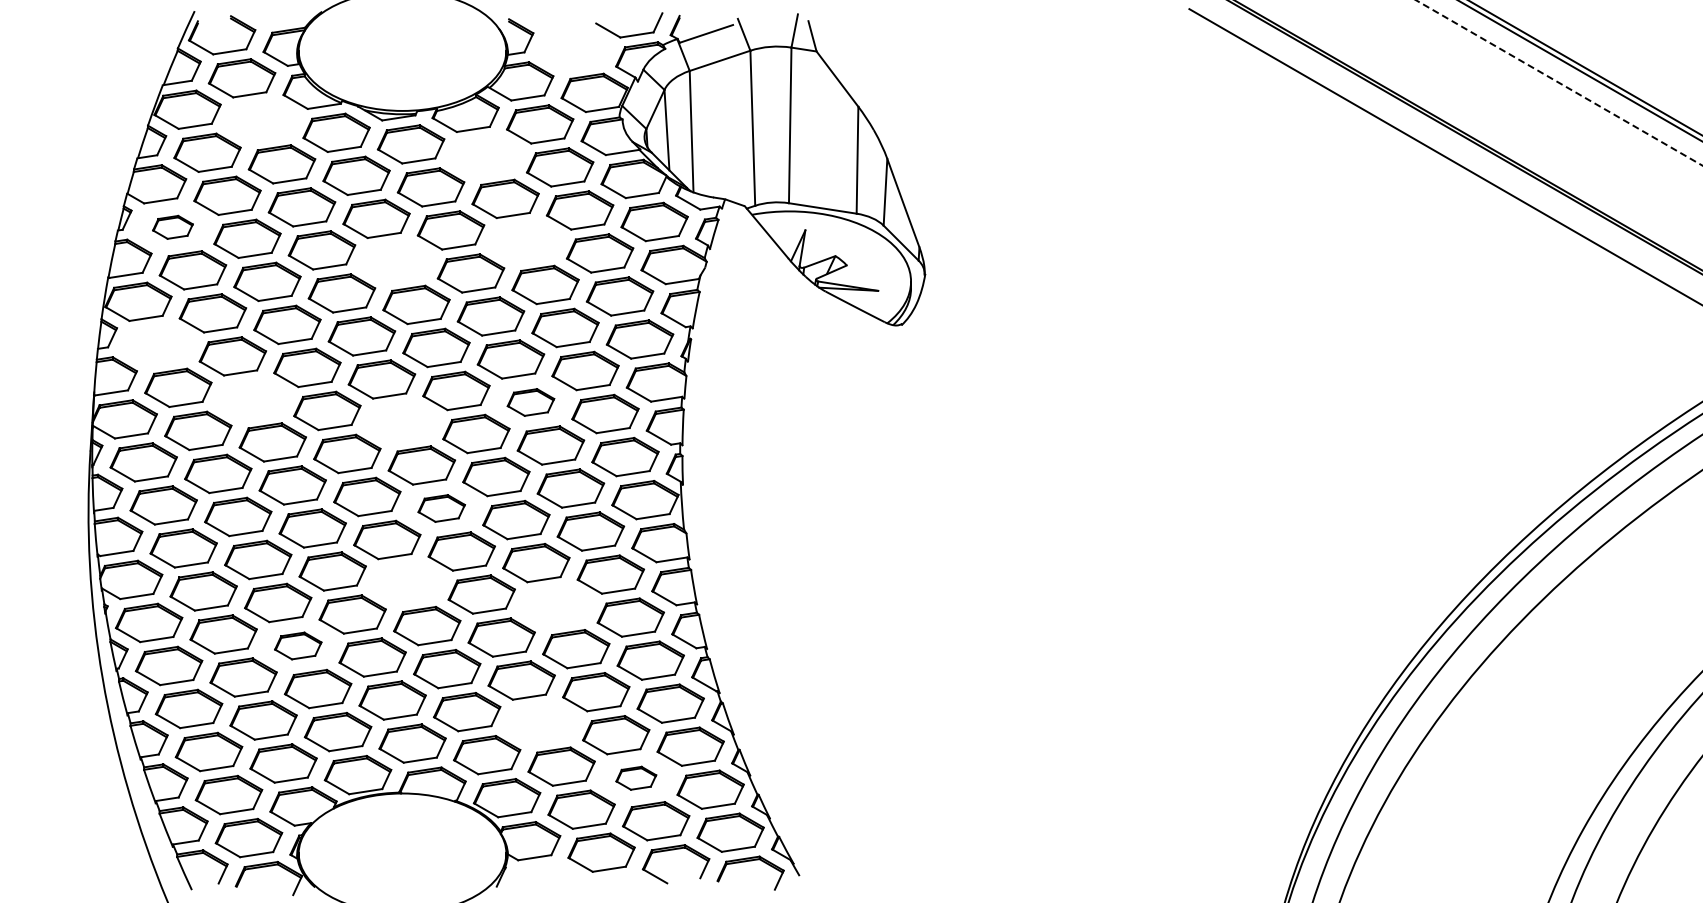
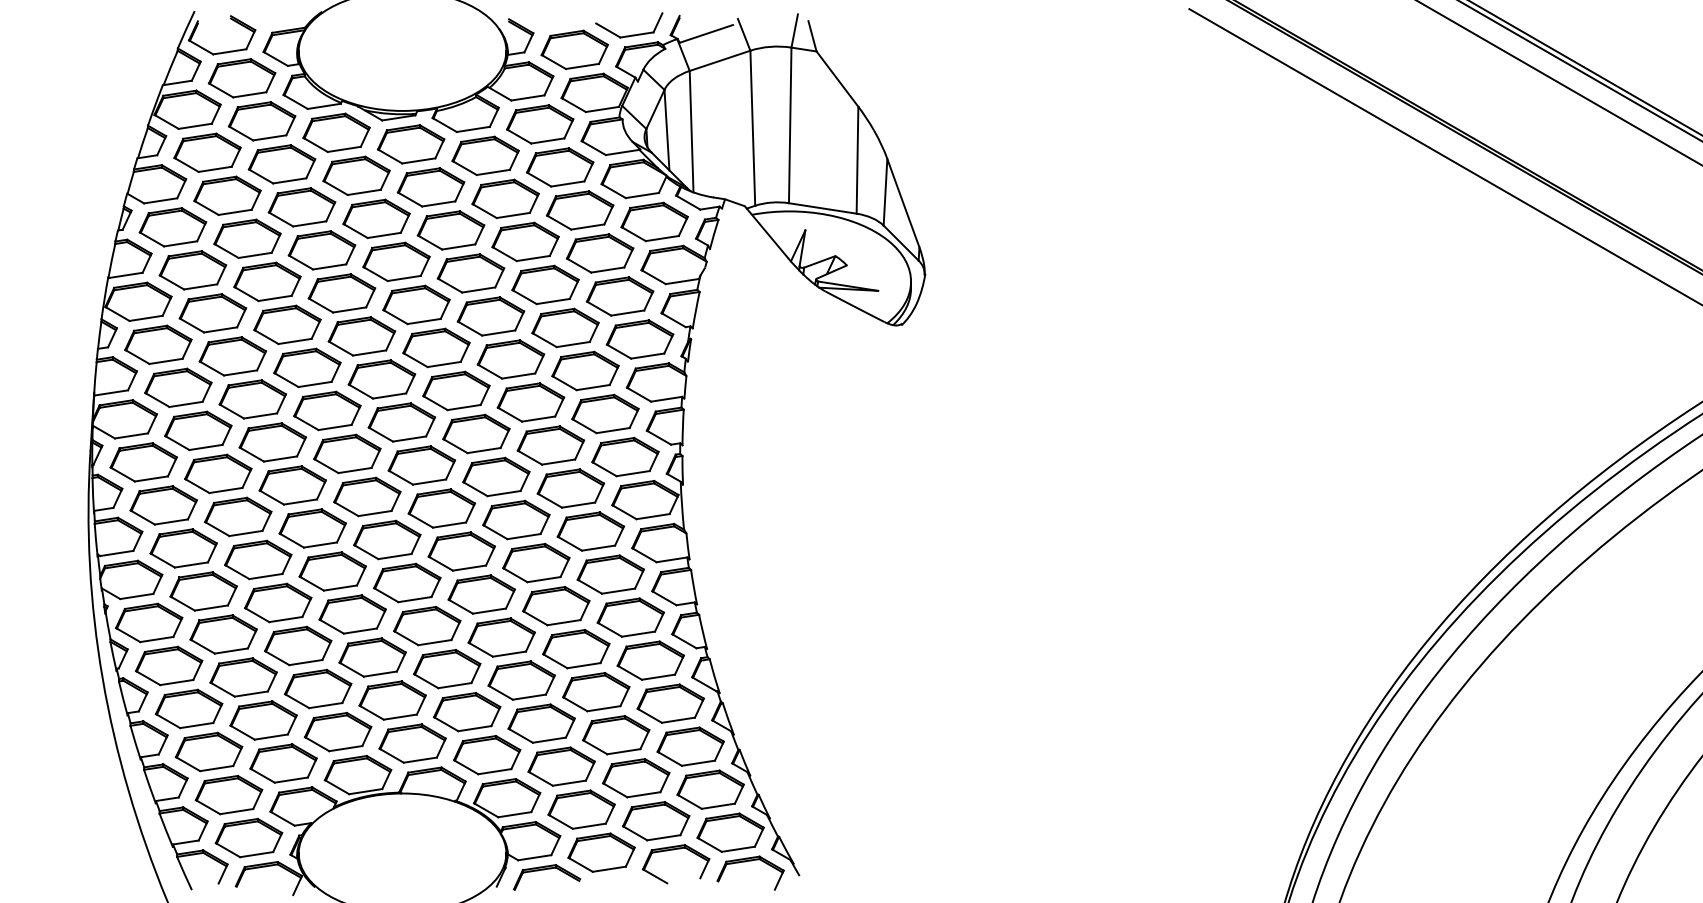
part: none -> present (574, 49)
line: dashed -> solid (1559, 83)
part: none -> present (261, 121)
part: none -> present (485, 155)
part size: 42x26 px -> 70x41 px (172, 227)
part: none -> present (525, 241)
part: none -> present (396, 261)
part: none -> present (158, 344)
part: none -> present (252, 399)
part size: 50x29 px -> 70x41 px (530, 402)
part: none -> present (401, 422)
part size: 49x29 px -> 69x41 px (441, 508)
part: none -> present (407, 582)
part: none -> present (556, 606)
part size: 49x30 px -> 69x42 px (298, 645)
part: none -> present (541, 723)
part size: 43x26 px -> 69x41 px (636, 778)
part: none -> present (544, 870)
